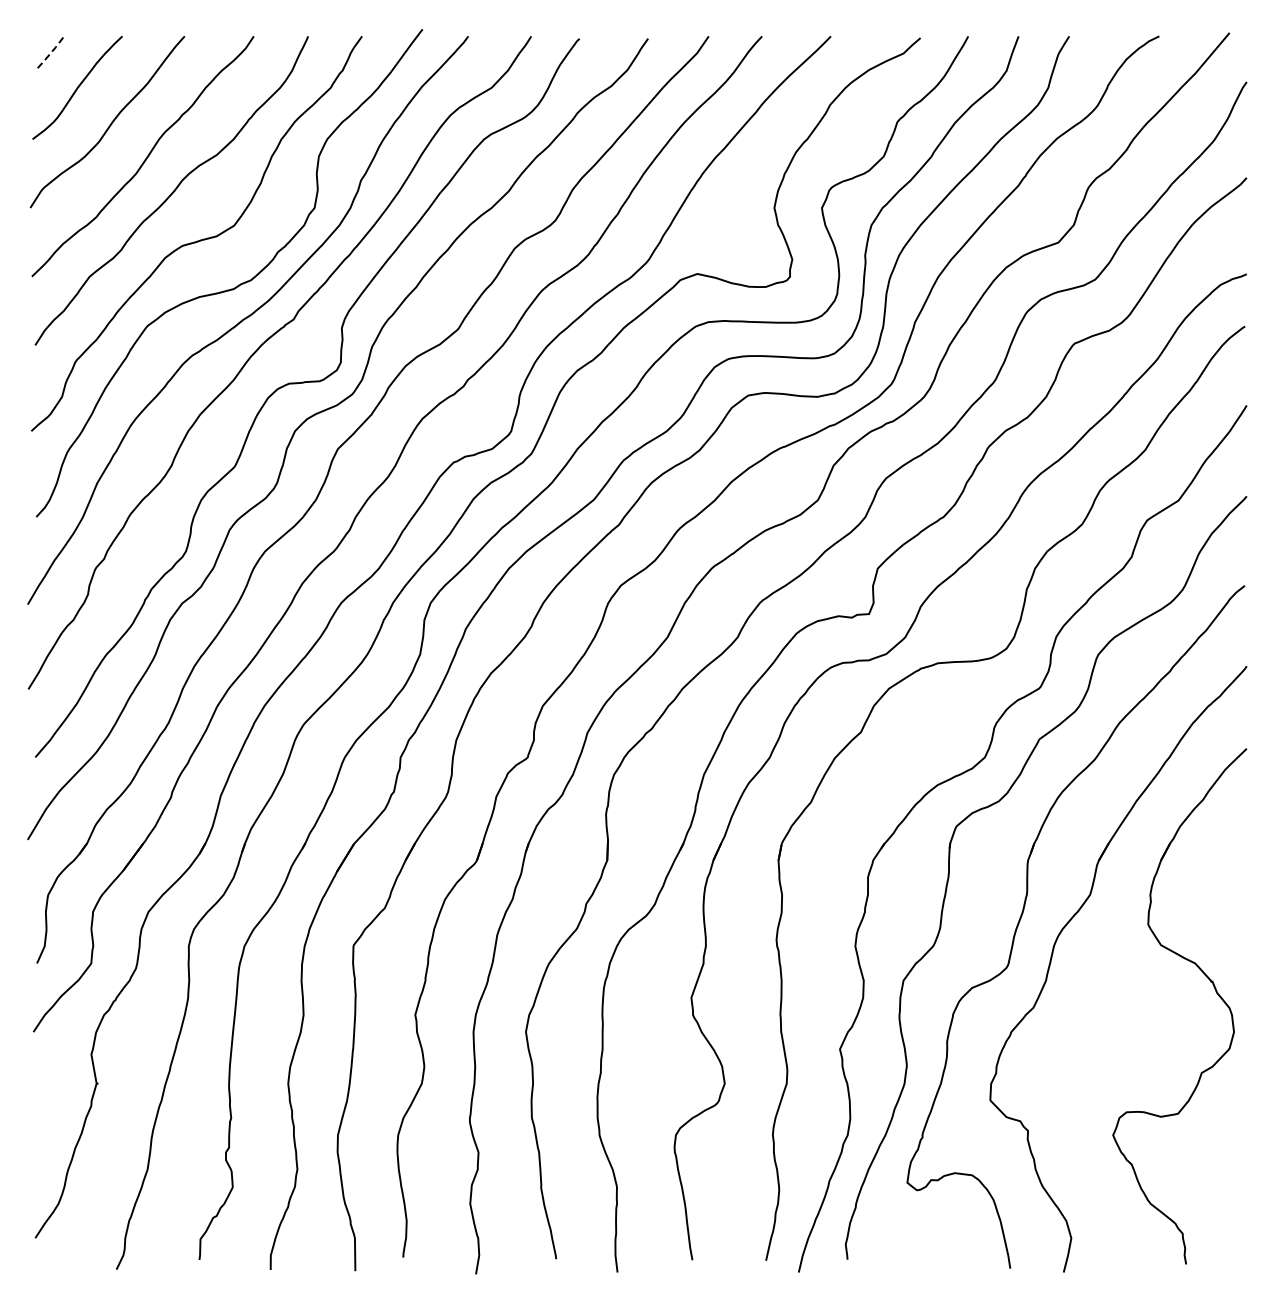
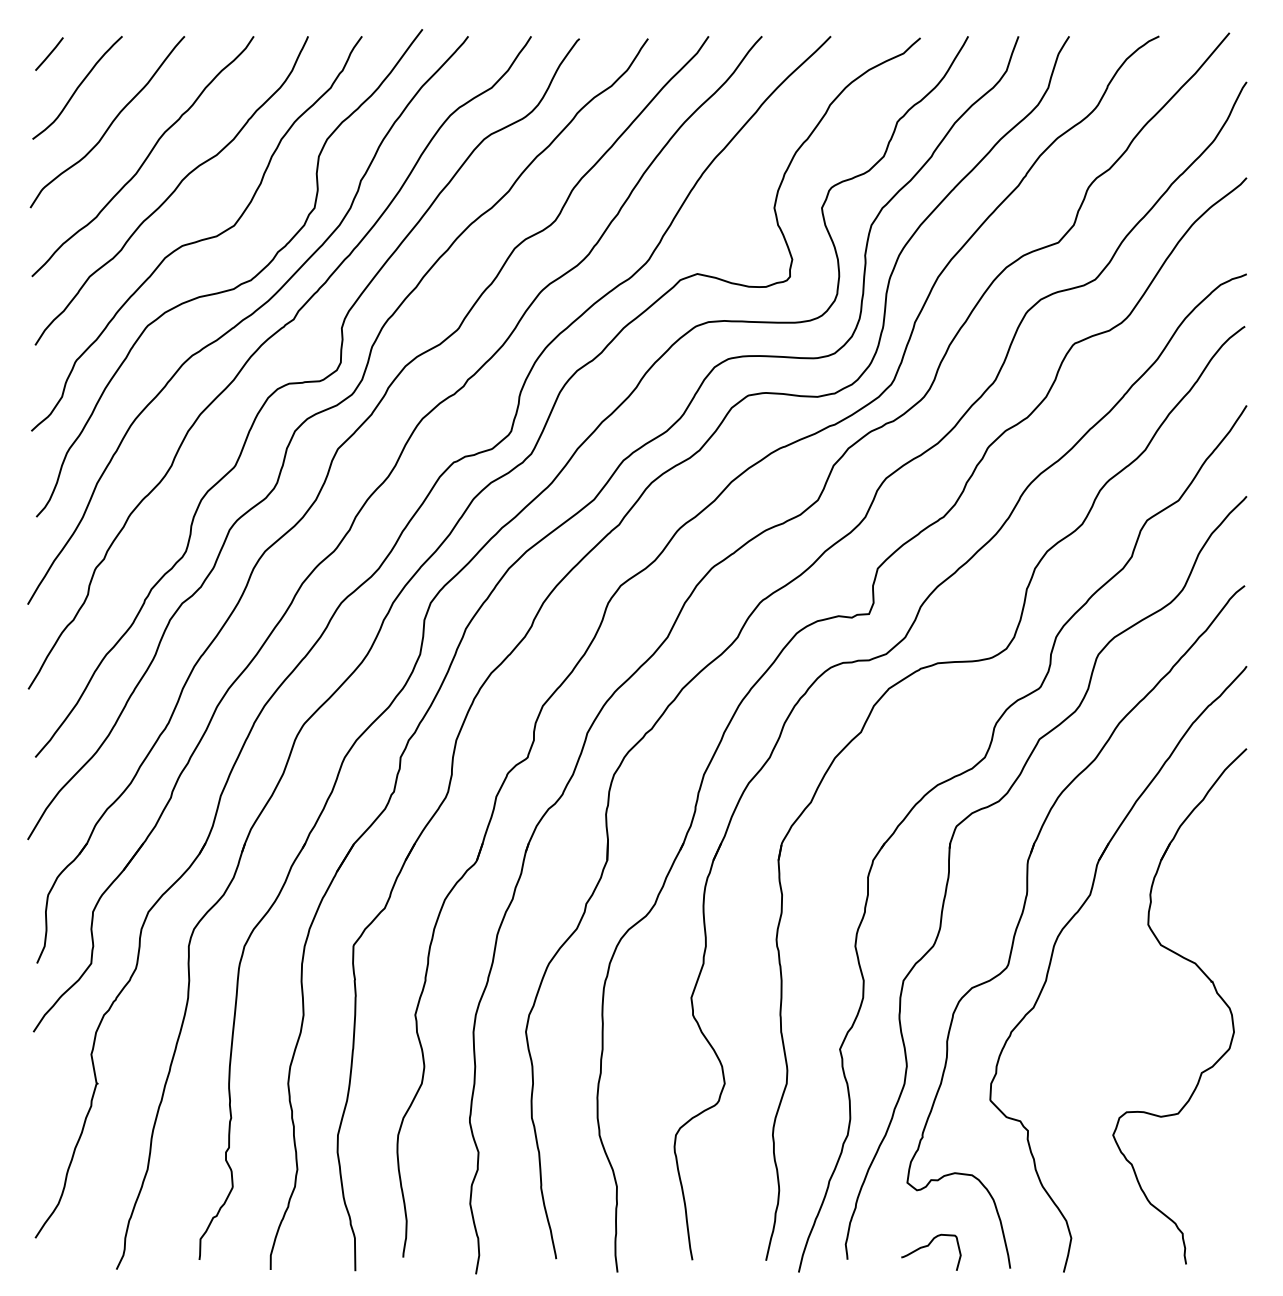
line: dashed -> solid (49, 54)
curve: none -> present (928, 1246)
